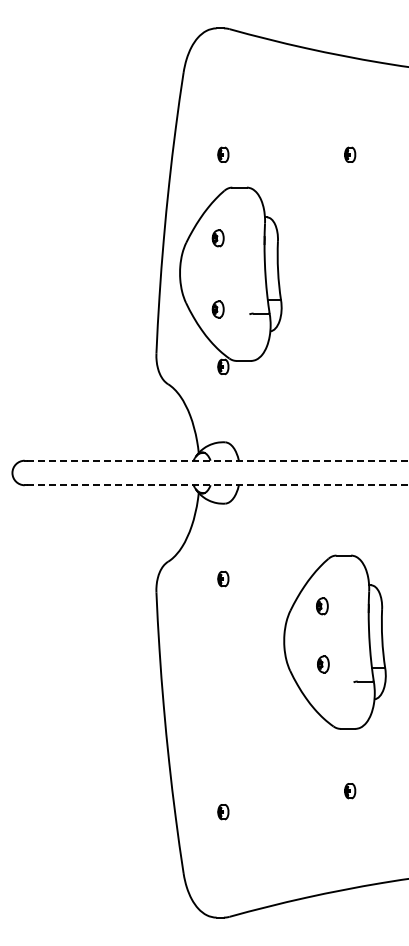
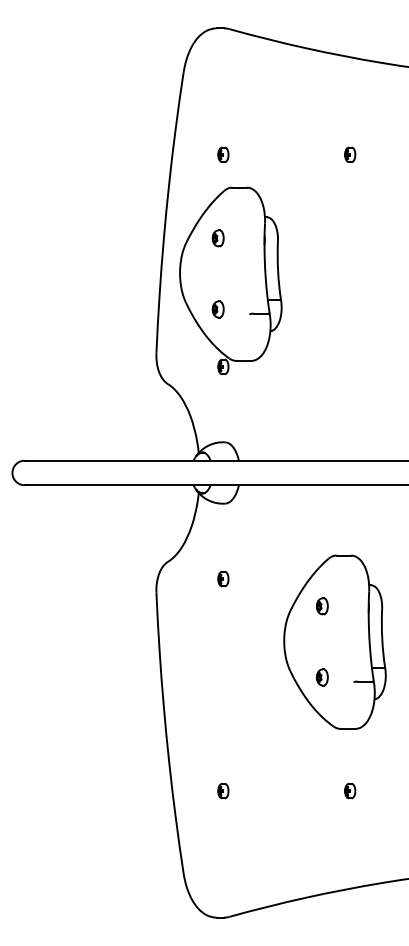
line: dashed -> solid (217, 460)
line: dashed -> solid (217, 485)
part position: (323, 664) -> (322, 677) (322, 677)
part position: (223, 812) -> (223, 791) (223, 791)
